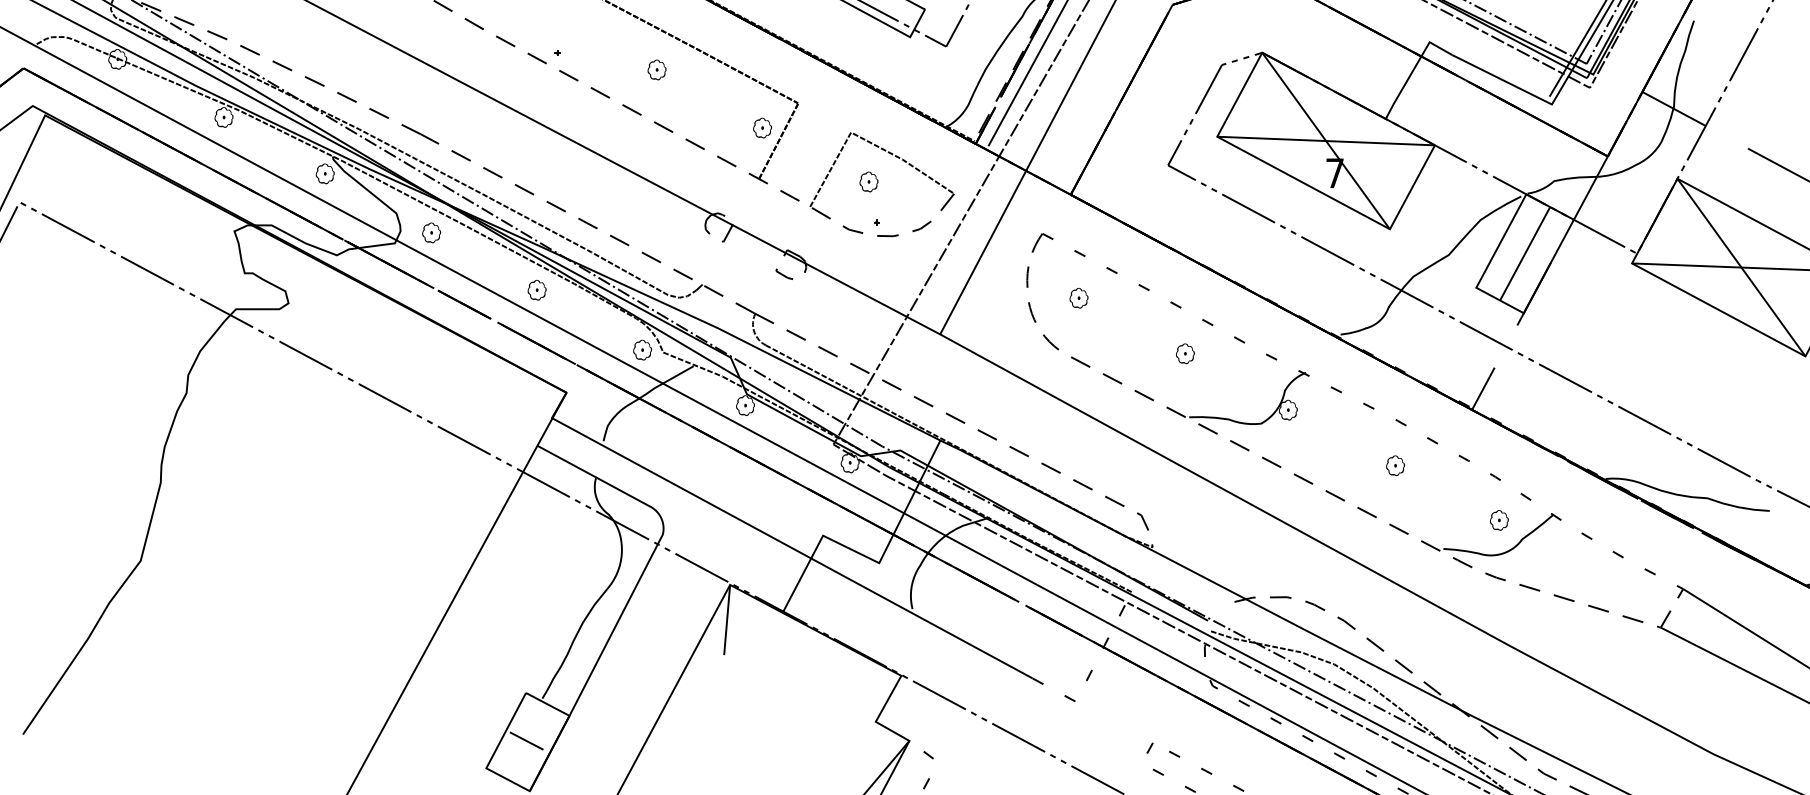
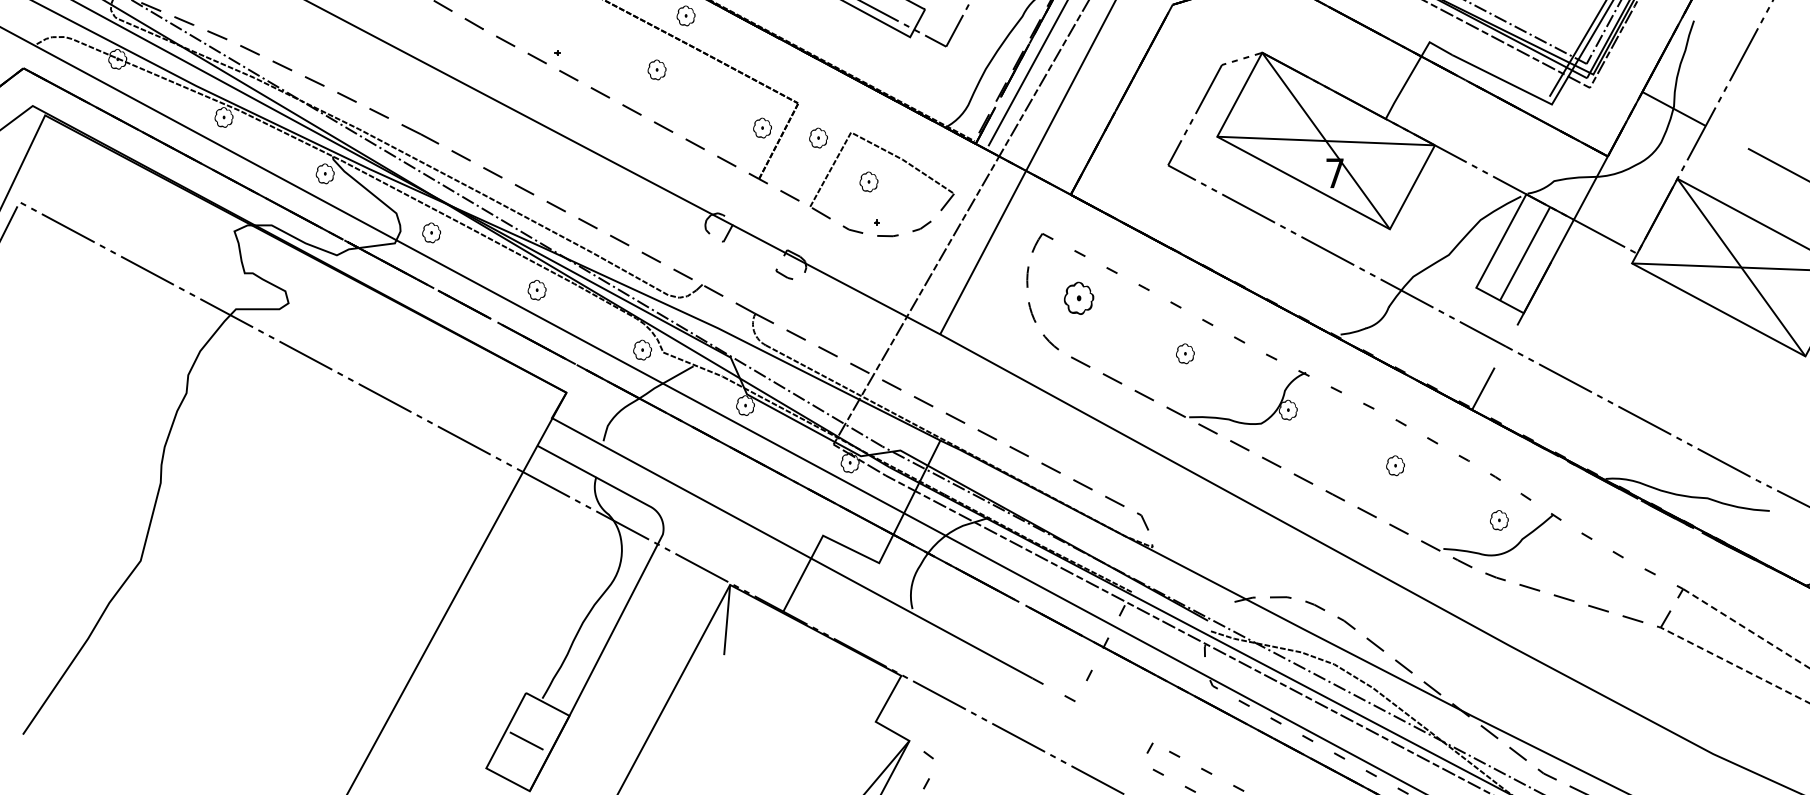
part: none -> present (685, 15)
part: none -> present (818, 137)
part size: 20x22 px -> 31x34 px (1079, 297)
line: solid -> dashed (1746, 628)
line: solid -> dashed (1734, 665)
